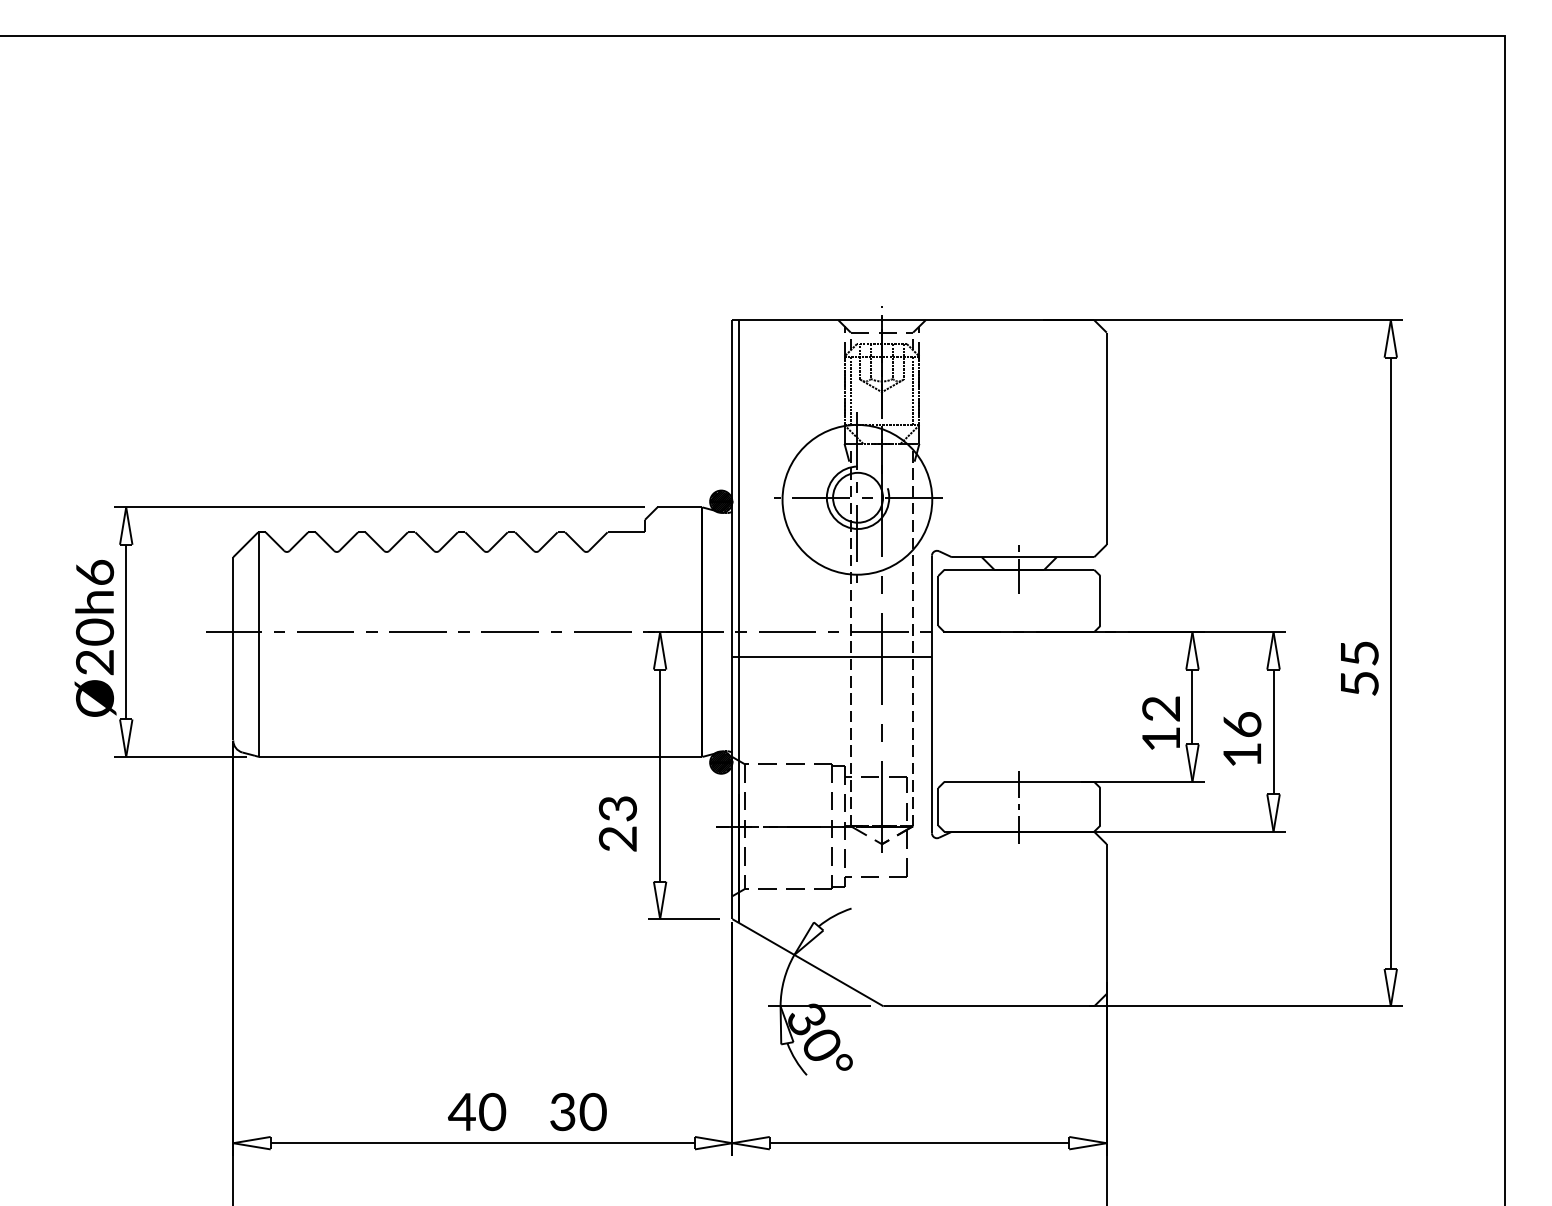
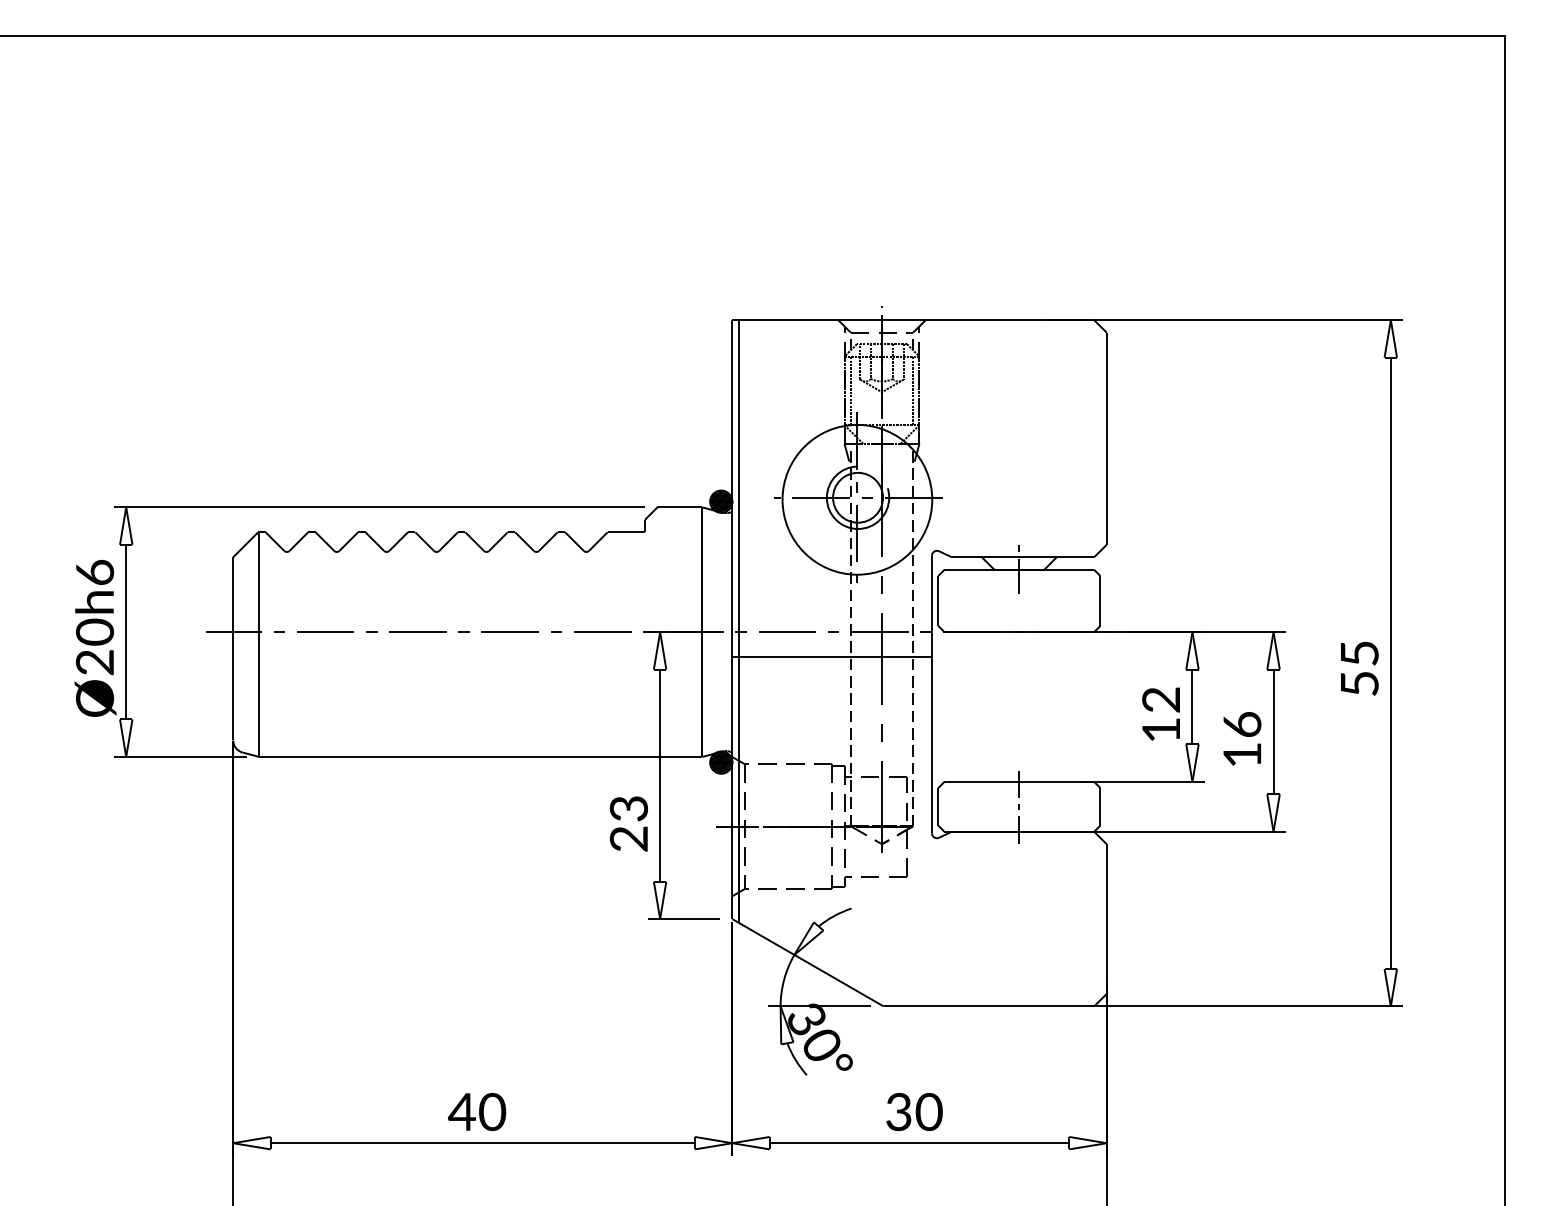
text position: (1160, 722) -> (1160, 713) (1160, 713)
text position: (617, 823) -> (628, 823) (628, 823)
text position: (578, 1112) -> (914, 1112) (914, 1112)
